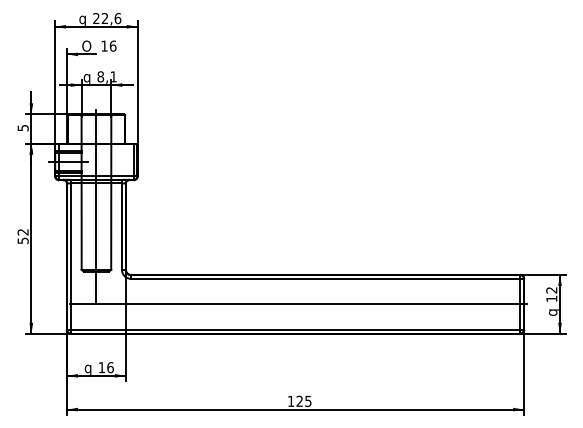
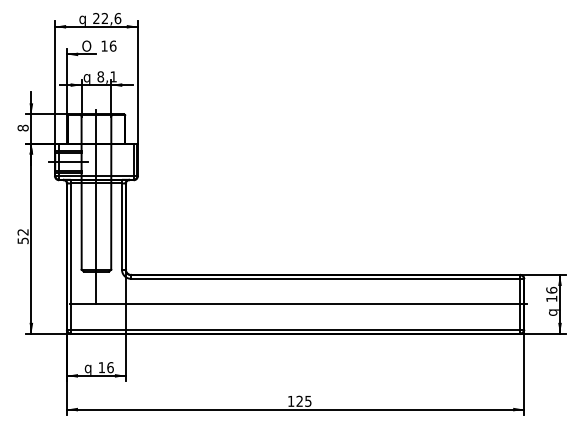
text: 5 -> 8 (22, 127)
text: 12 -> 16 (551, 289)
